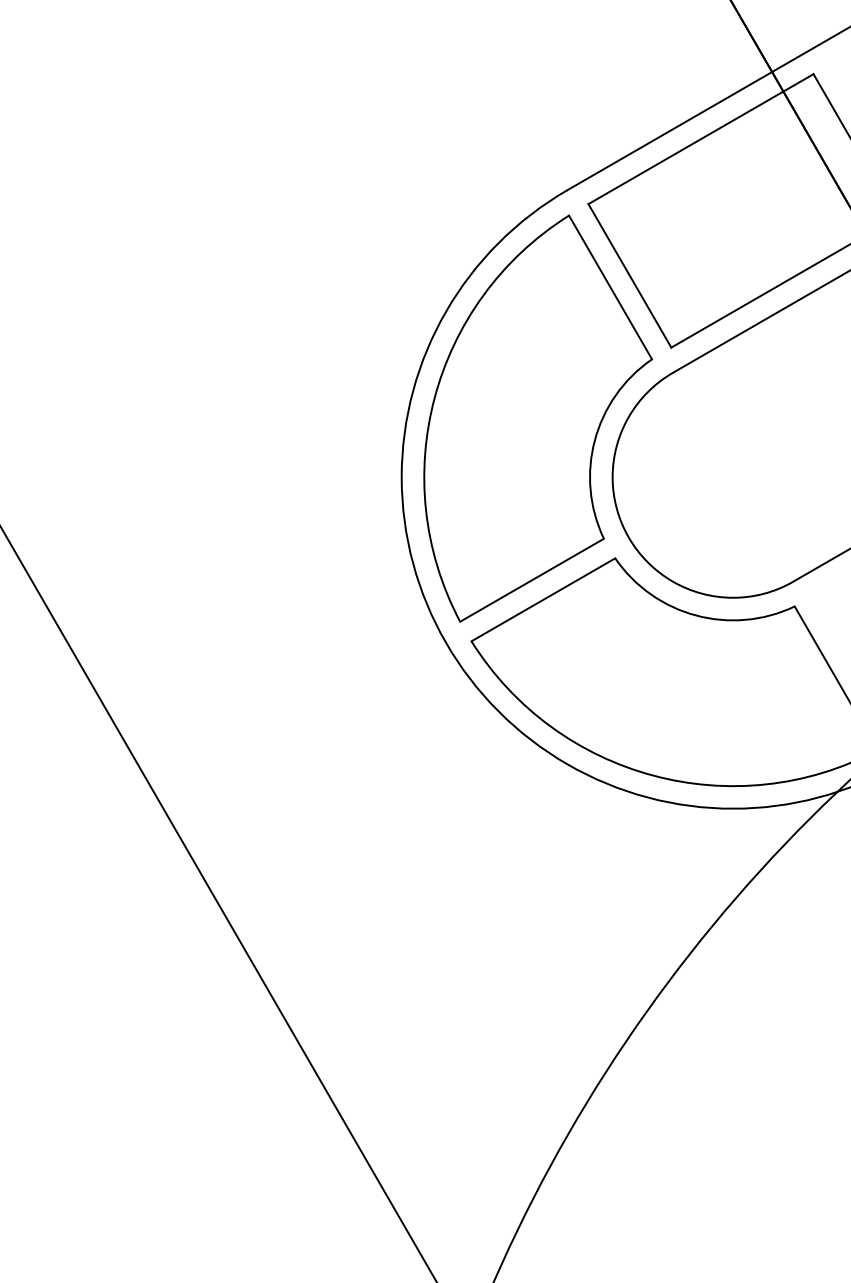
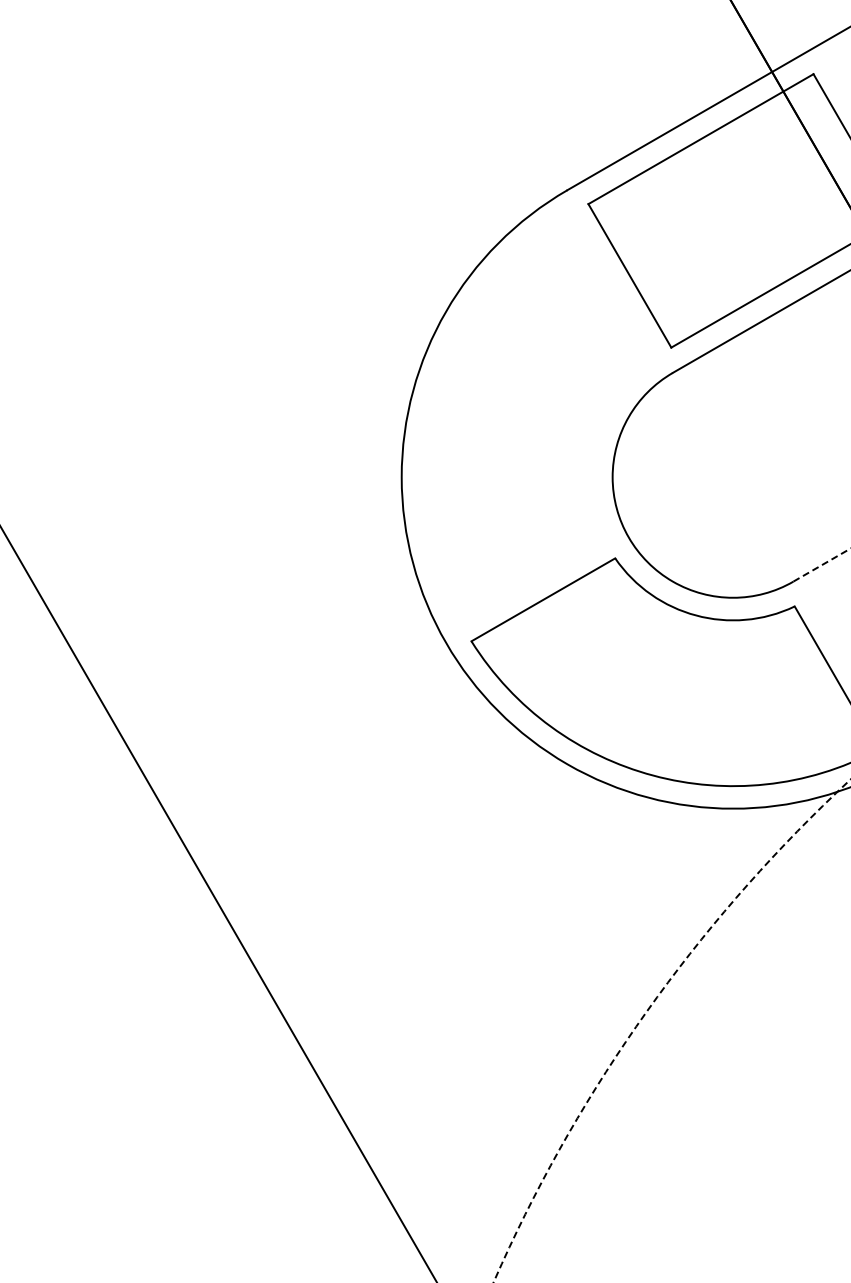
part: present -> none (538, 418)
line: solid -> dashed (822, 565)
circle: solid -> dashed (671, 1030)
